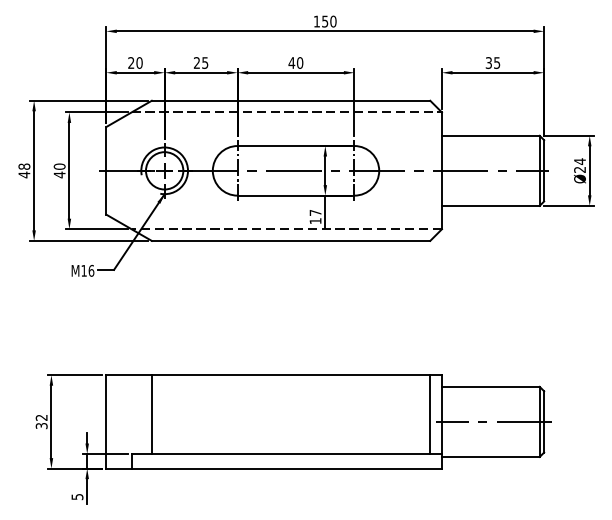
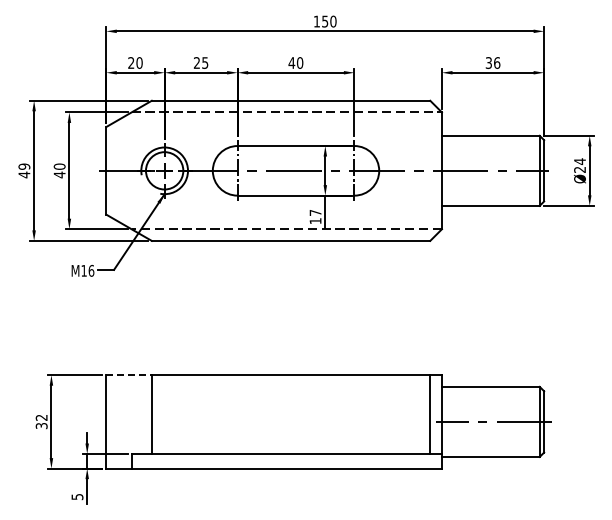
text: 35 -> 36 (497, 62)
text: 48 -> 49 (24, 166)
line: solid -> dashed (129, 375)
